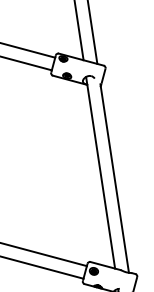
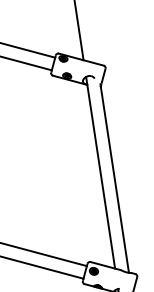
line: present -> none (92, 32)
